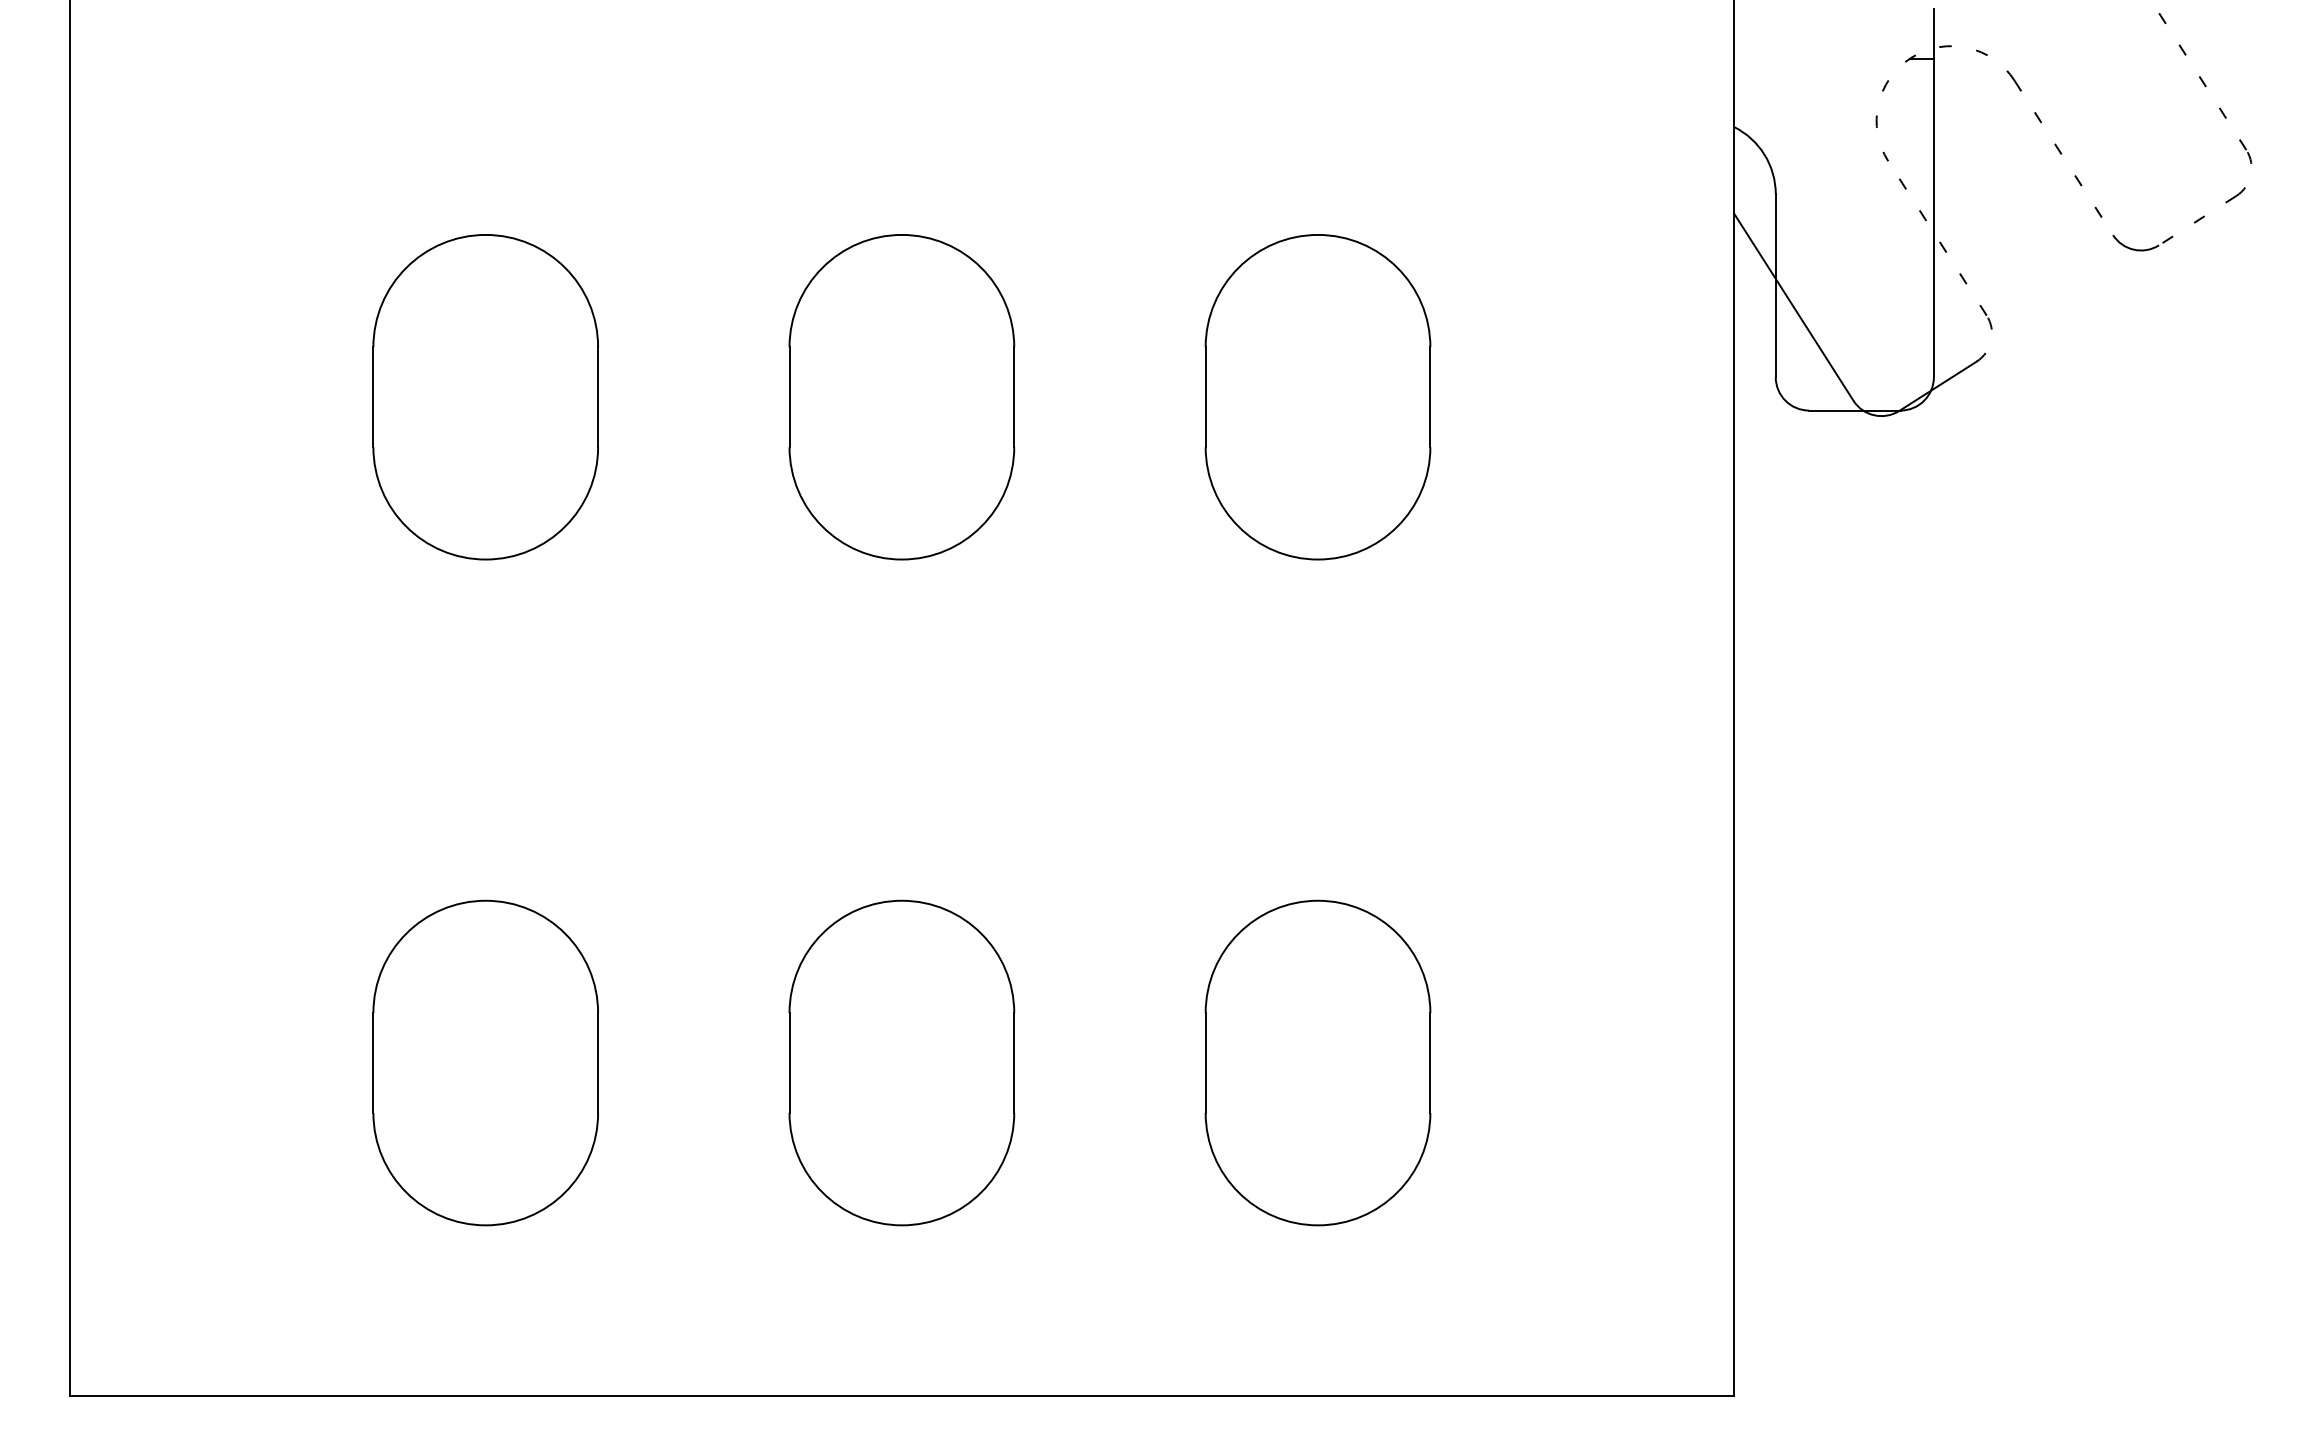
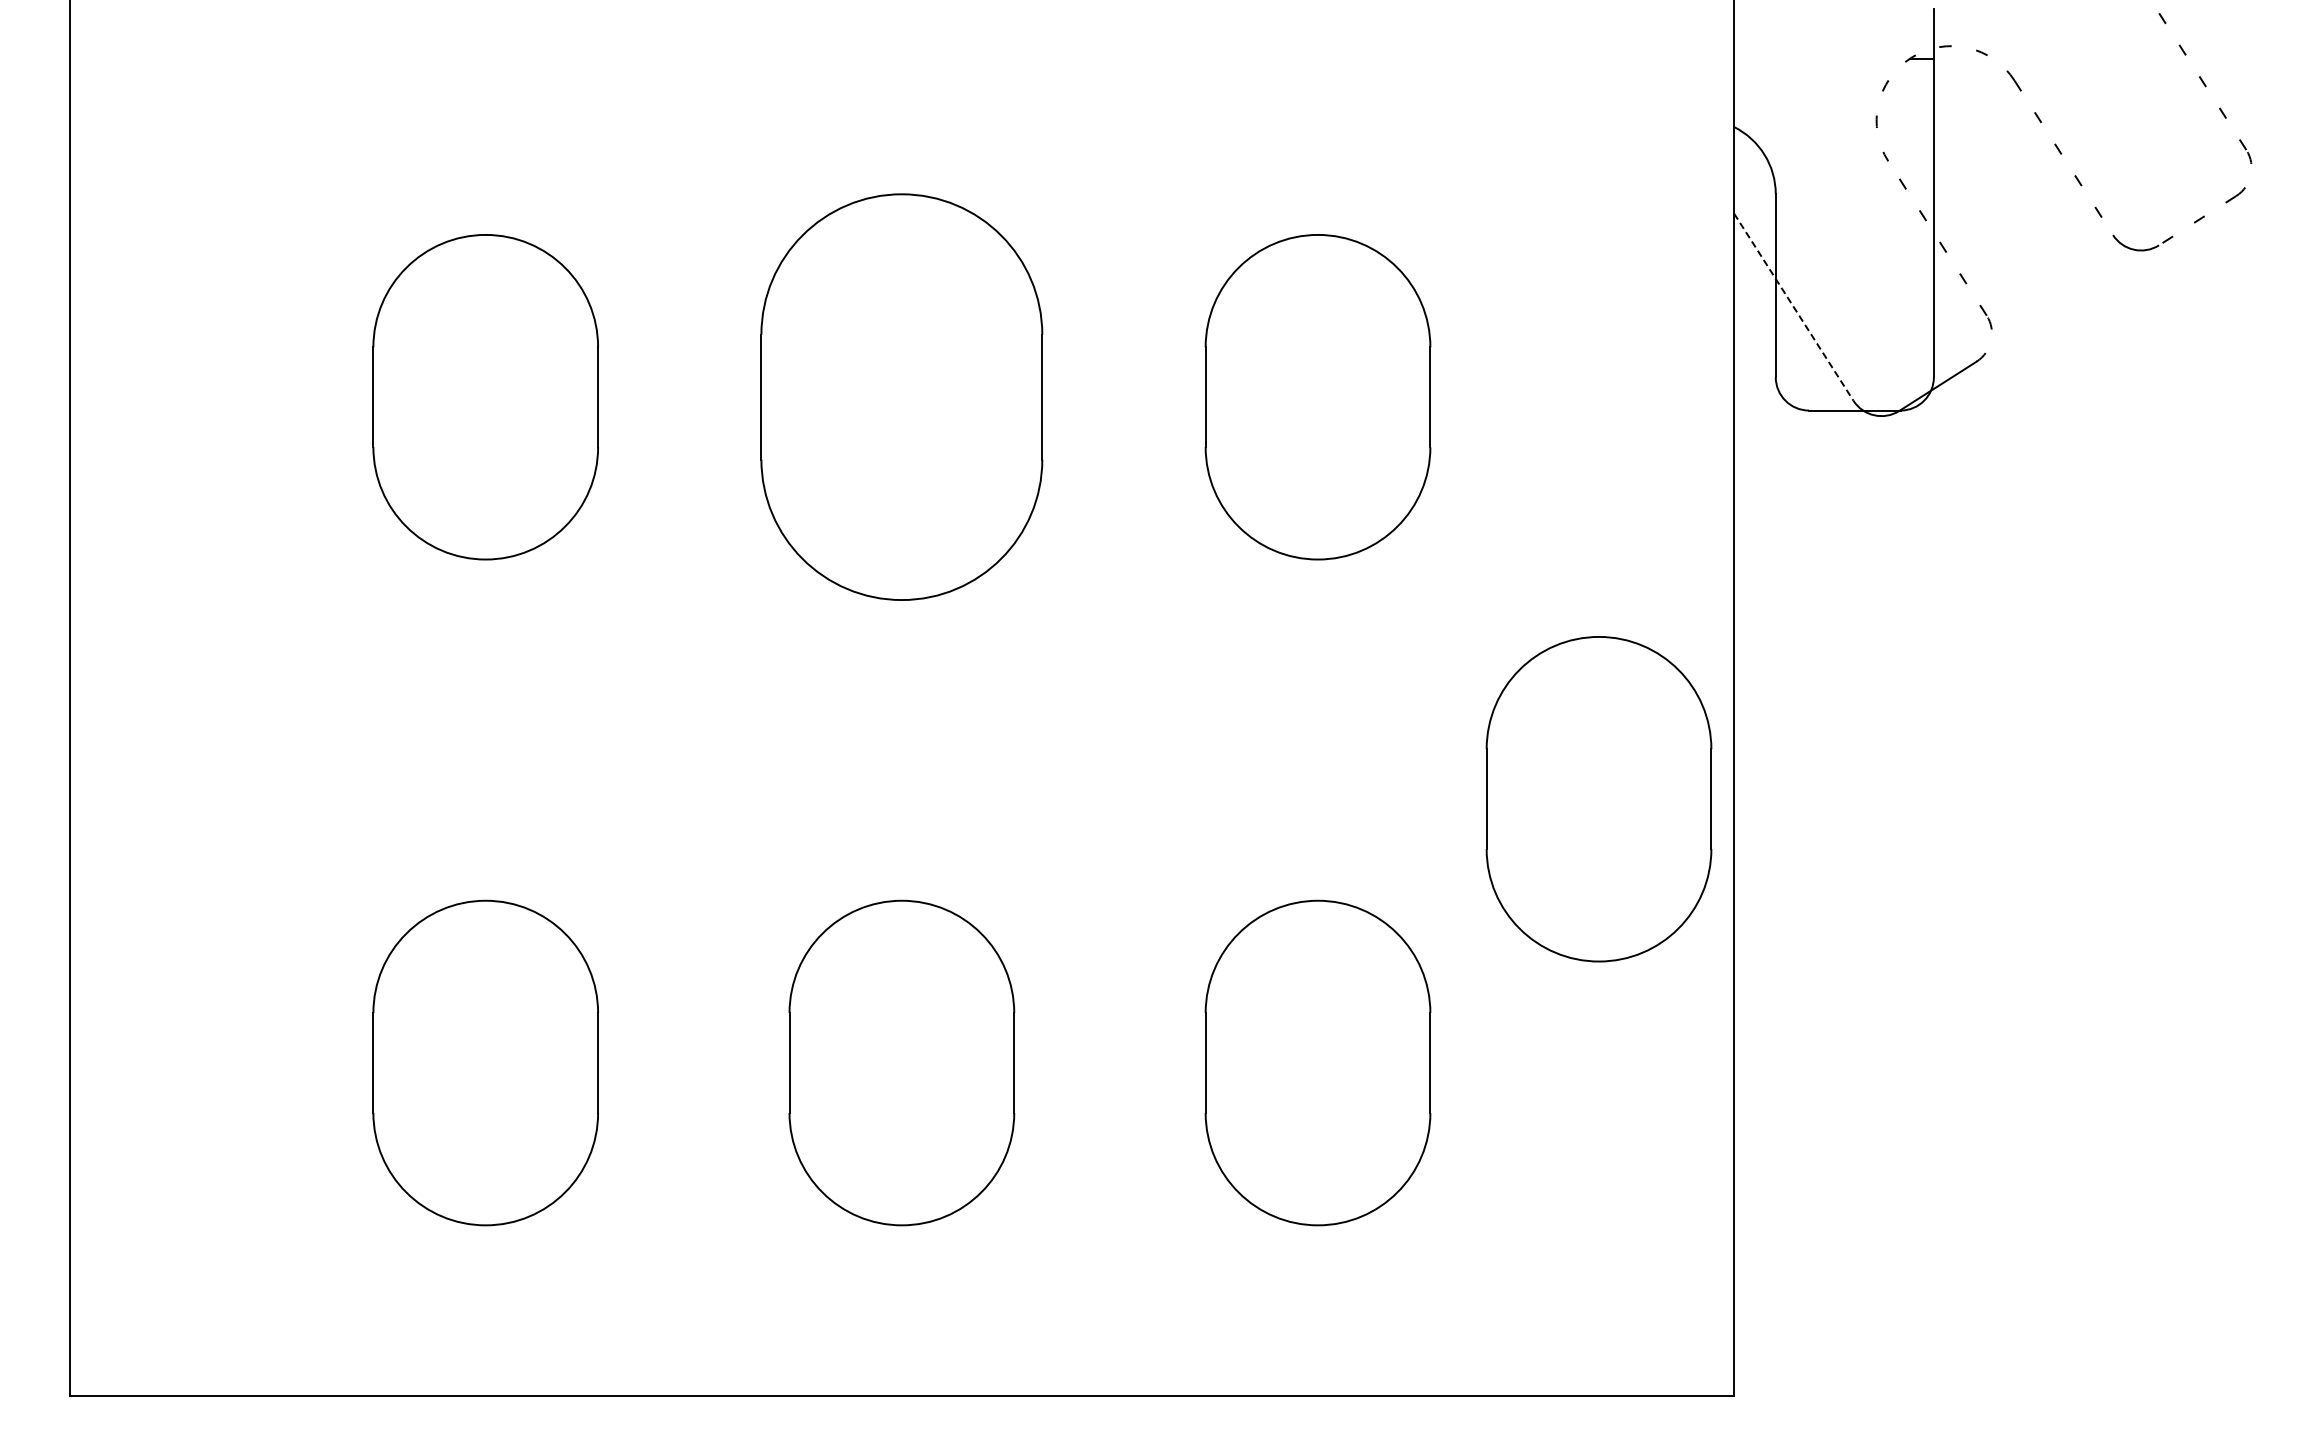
line: solid -> dashed (1793, 307)
part size: 228x327 px -> 284x408 px (901, 396)
part: none -> present (1598, 799)
